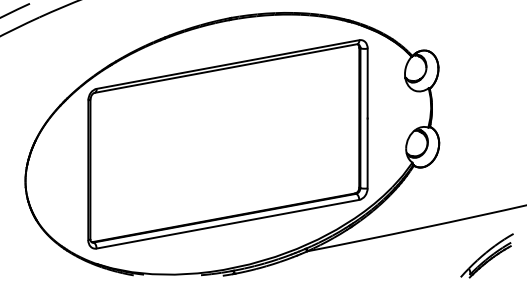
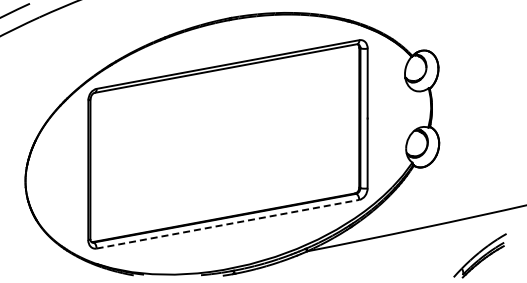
line: solid -> dashed (227, 224)
part position: (486, 255) -> (479, 255) (479, 255)
